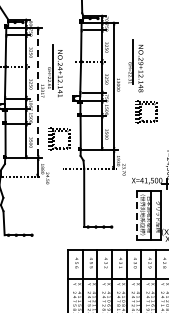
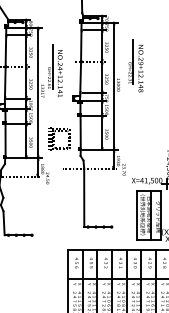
line: dashed -> solid (37, 93)
part: present -> none (146, 111)
line: dashed -> solid (136, 216)
